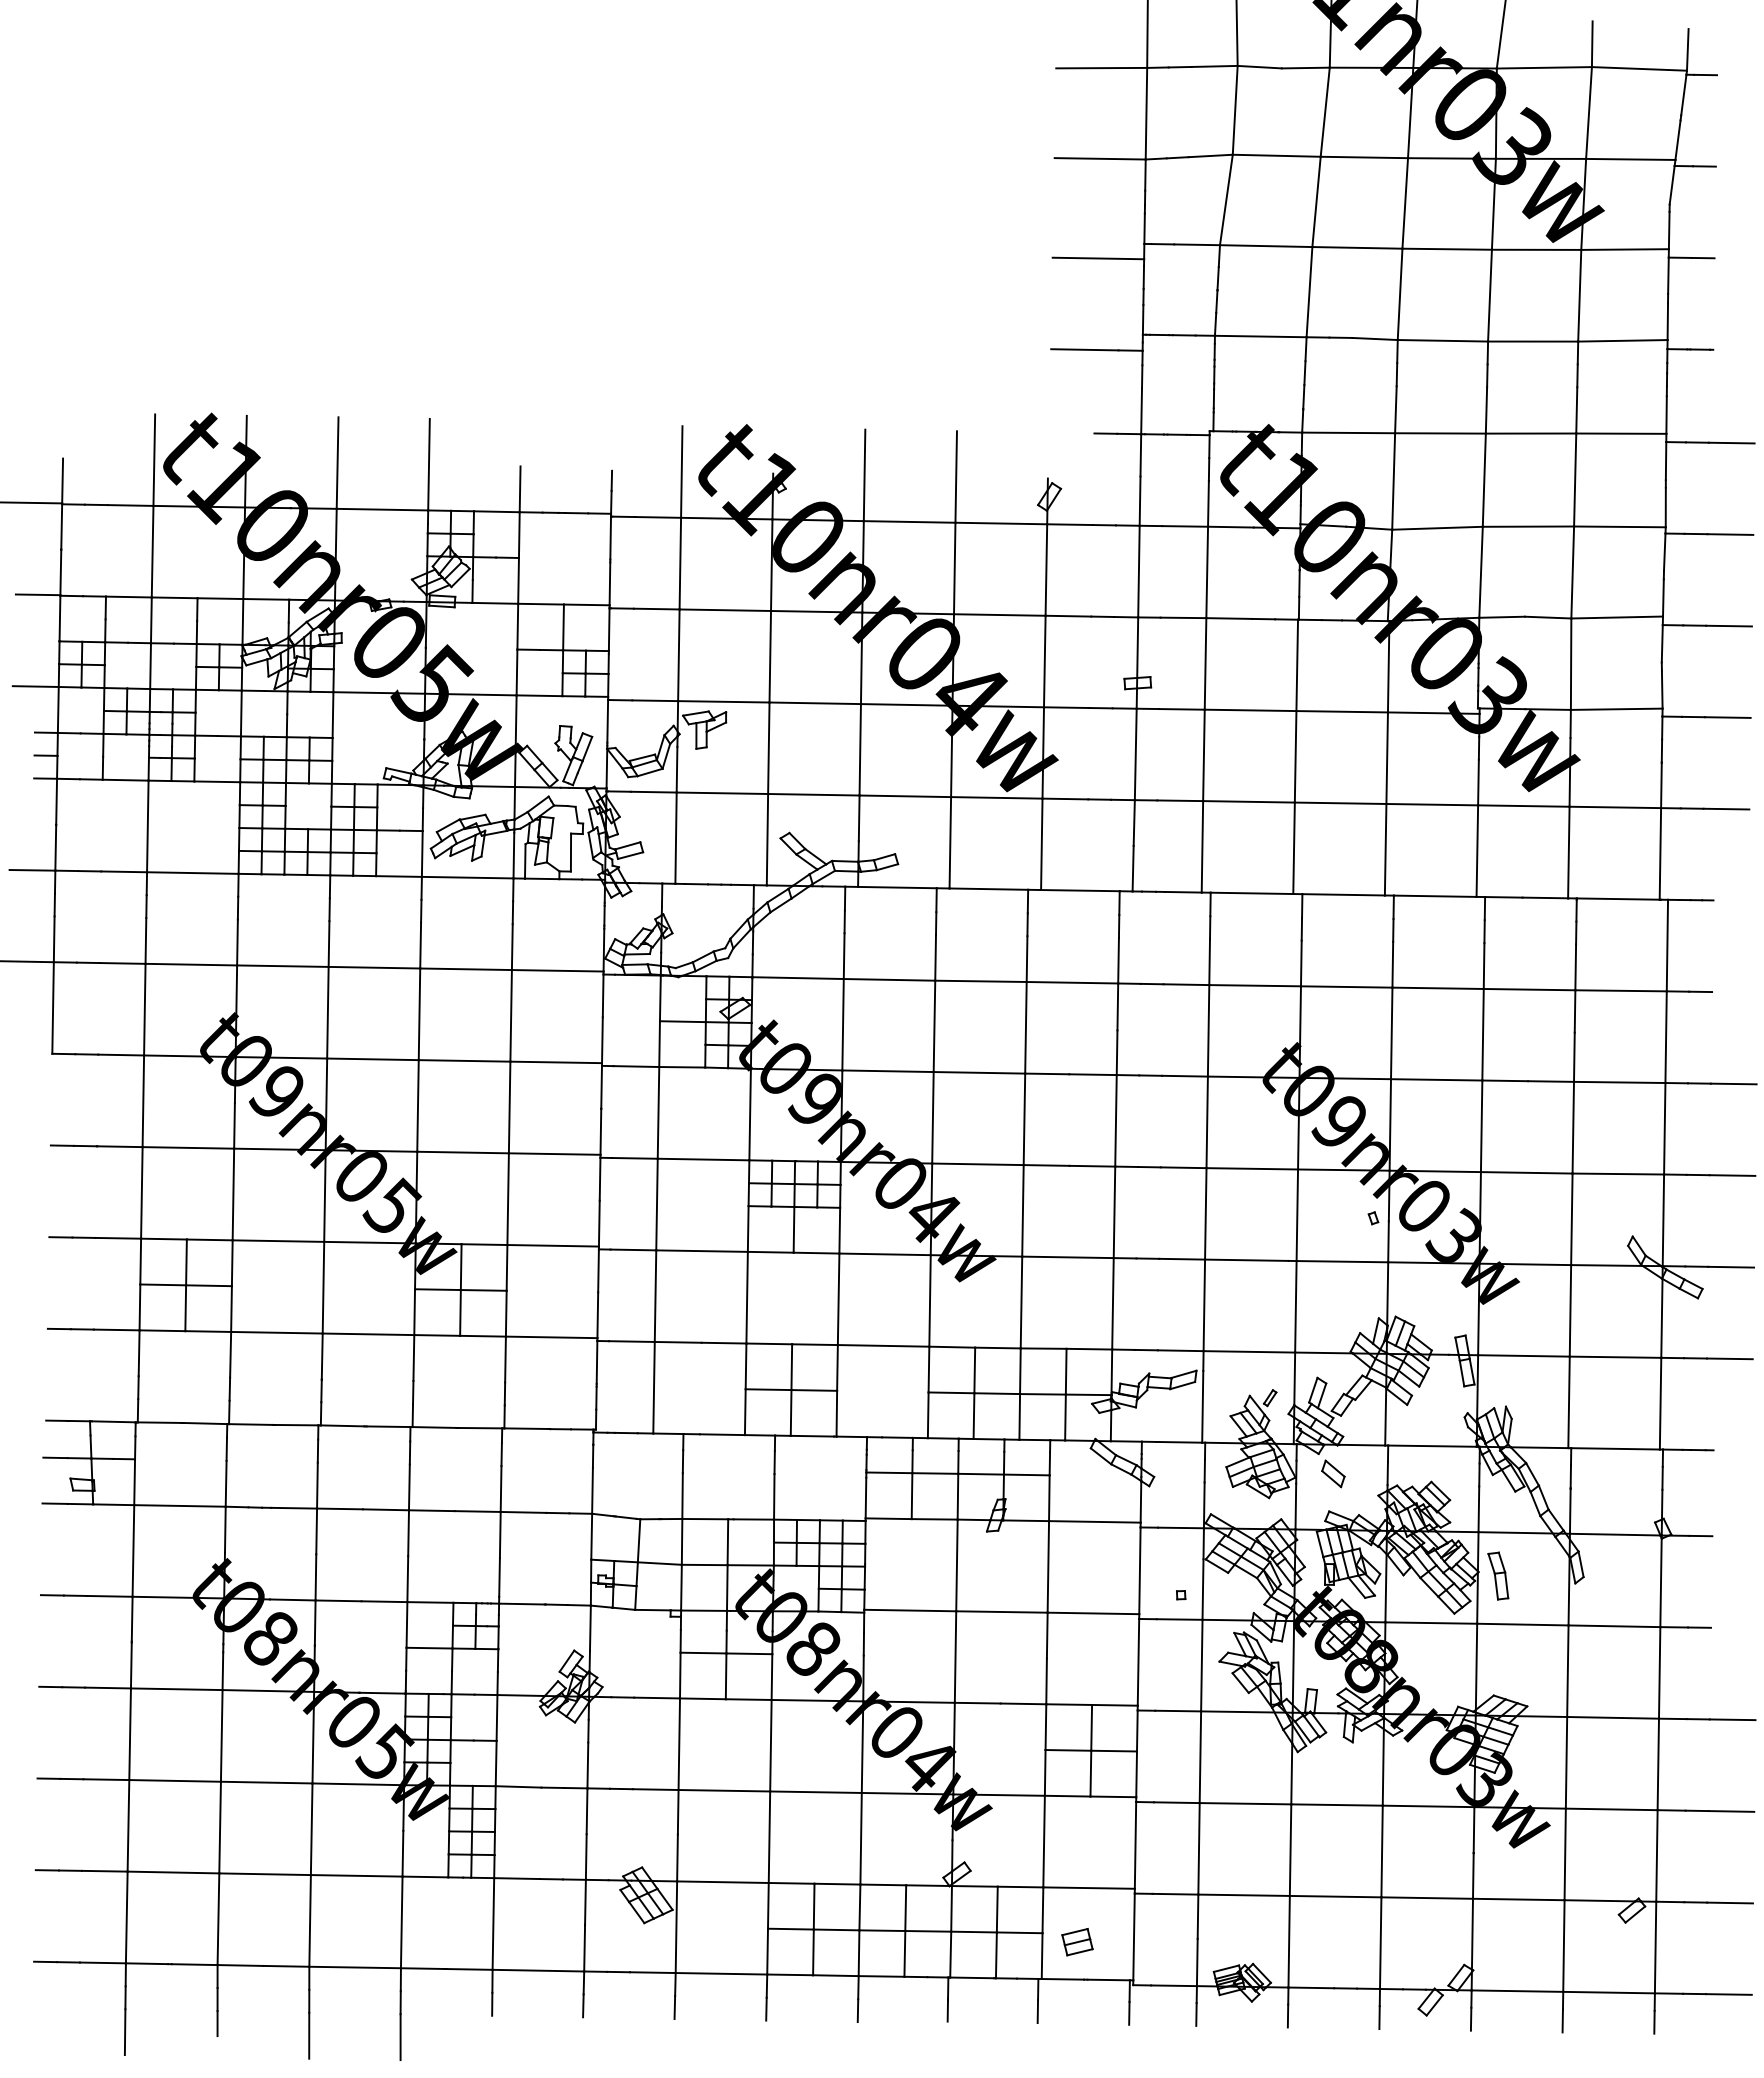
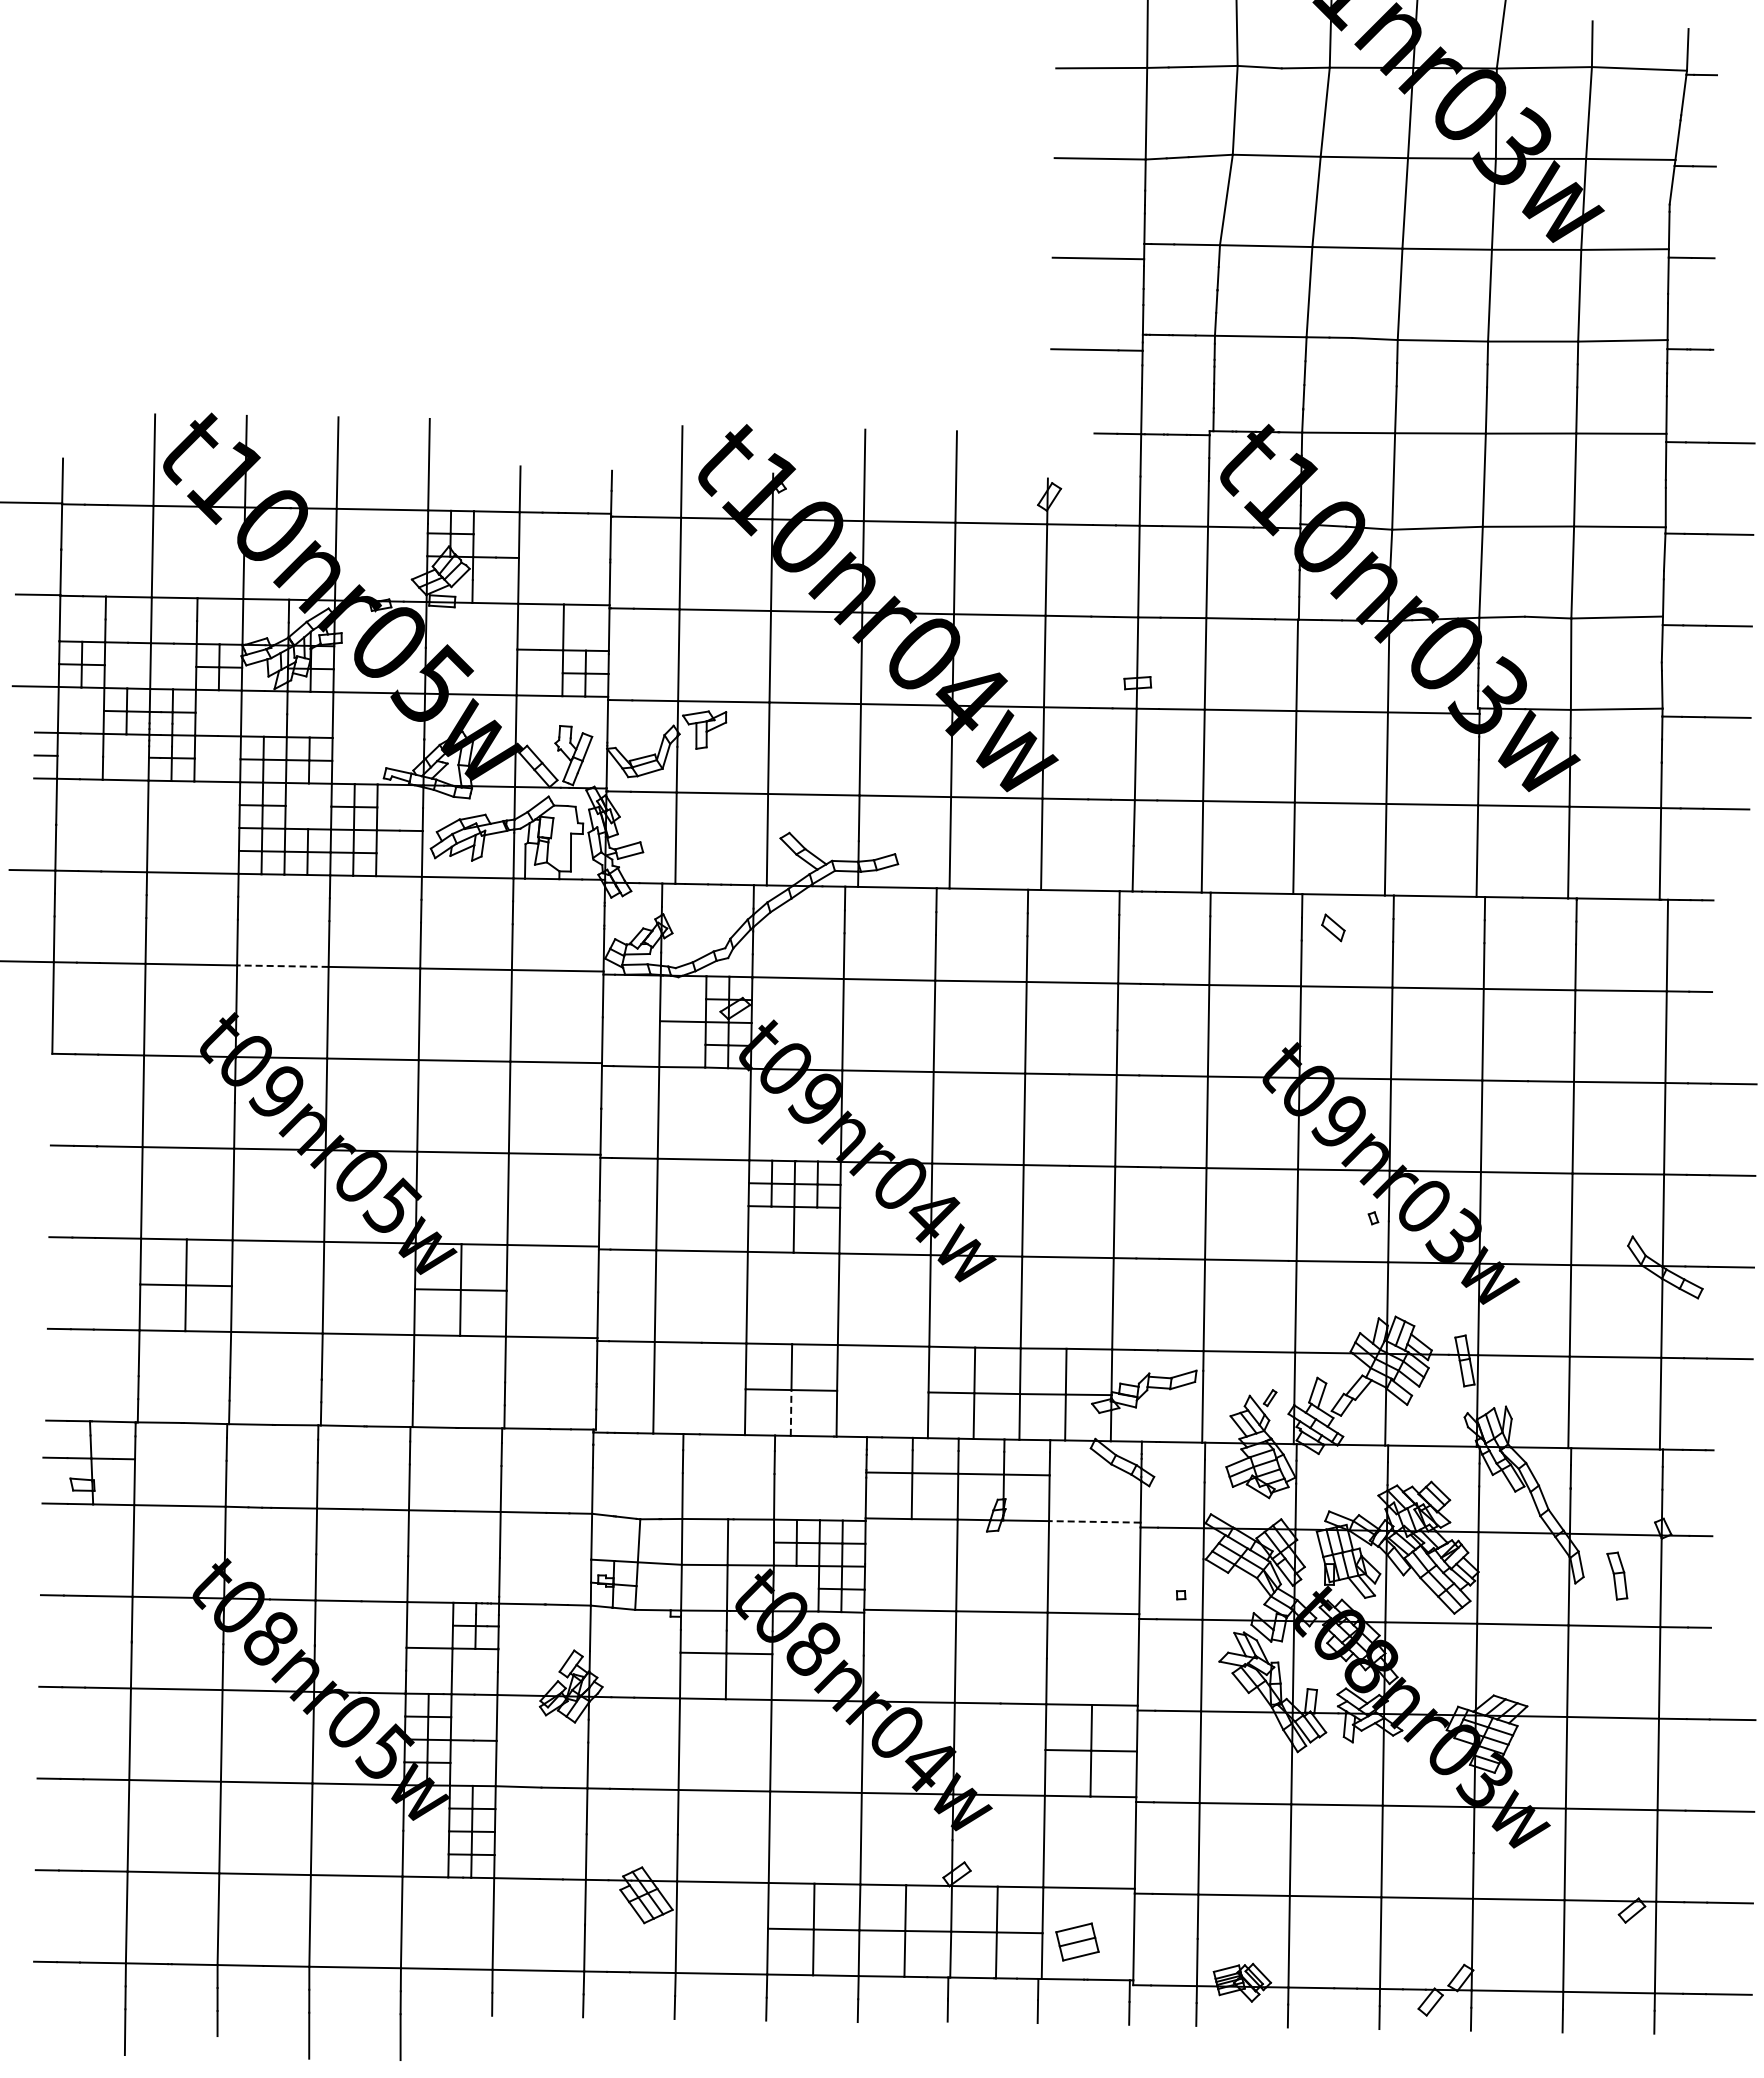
line: solid -> dashed (282, 966)
line: solid -> dashed (791, 1412)
part position: (1333, 1473) -> (1333, 927) (1333, 927)
line: solid -> dashed (1094, 1521)
part position: (1498, 1575) -> (1617, 1575) (1617, 1575)
part size: 33x29 px -> 45x40 px (1077, 1941)
